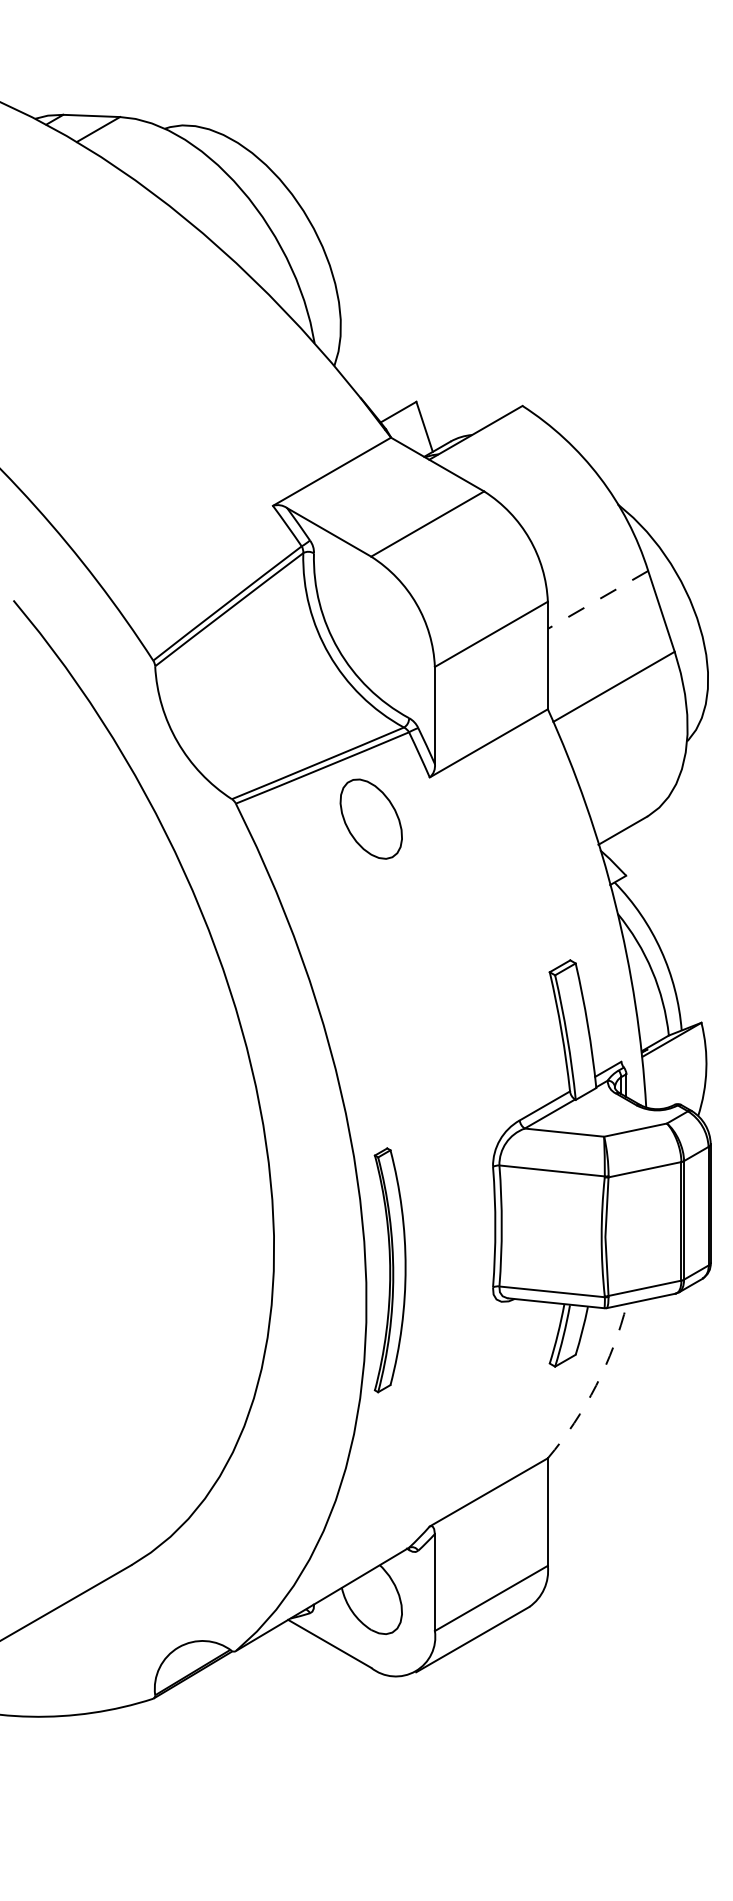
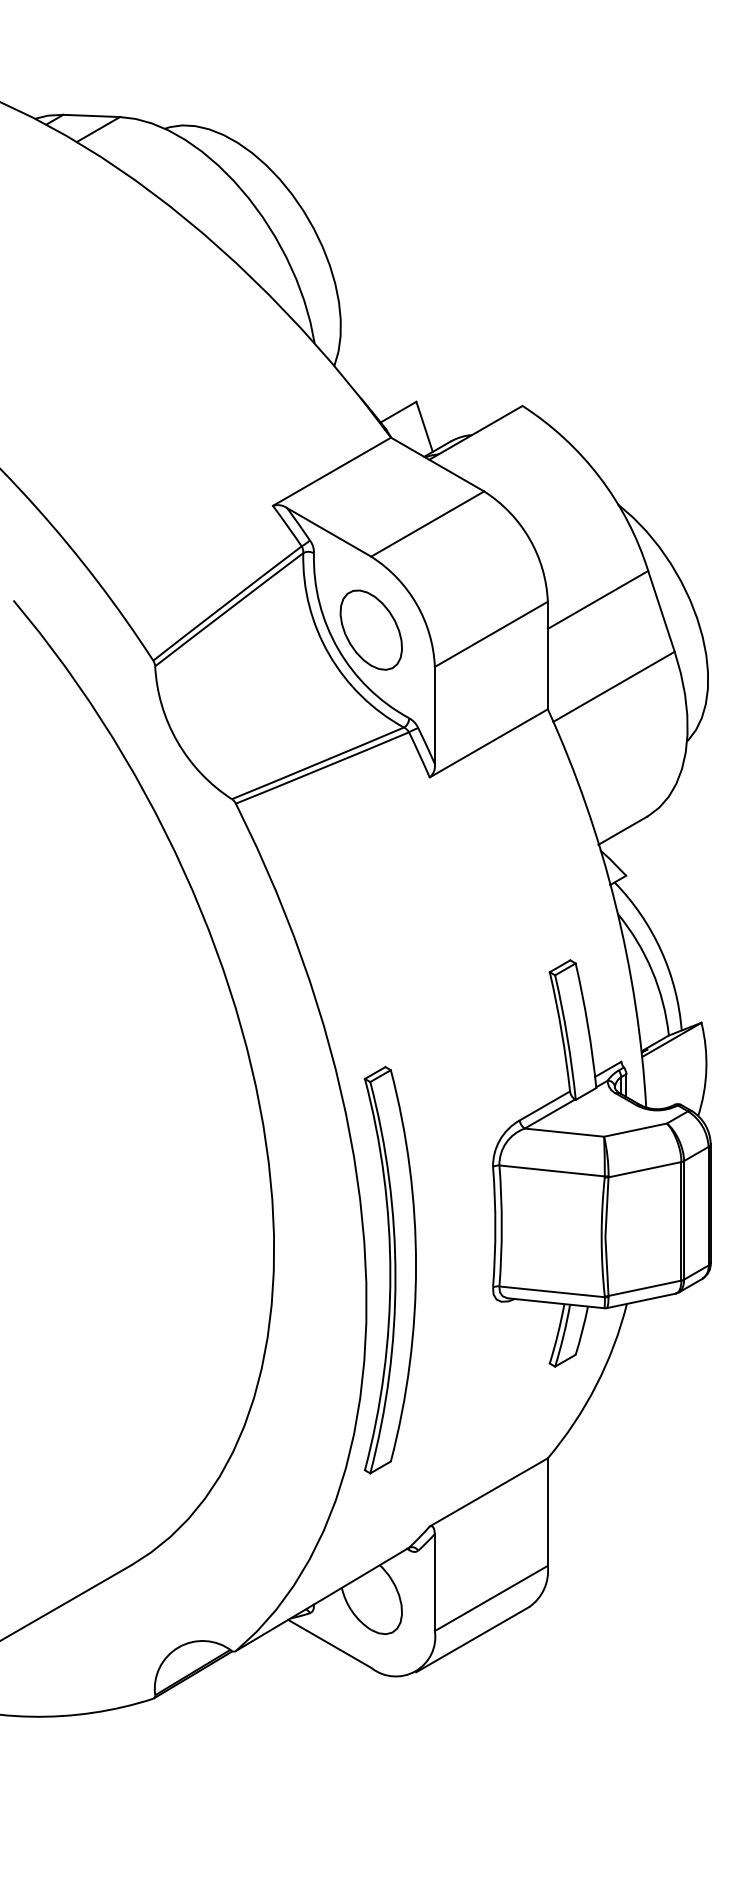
line: dashed -> solid (598, 599)
part position: (370, 818) -> (370, 629) (370, 629)
part size: 34x247 px -> 54x409 px (389, 1270)
arc: dashed -> solid (596, 1385)
